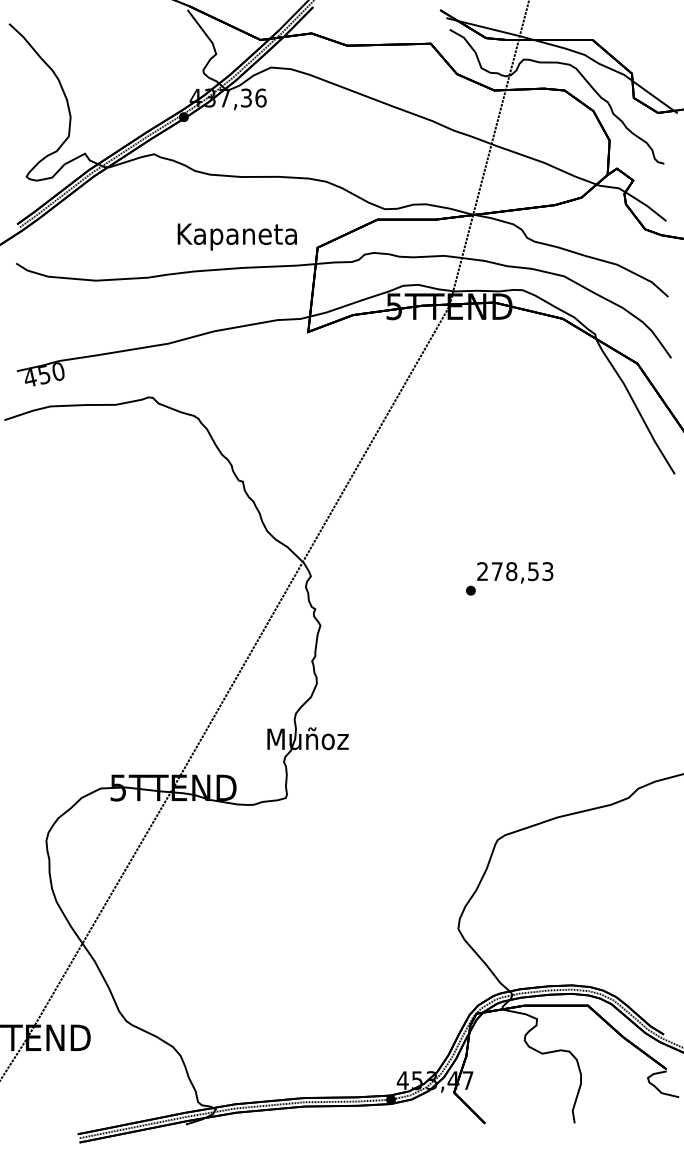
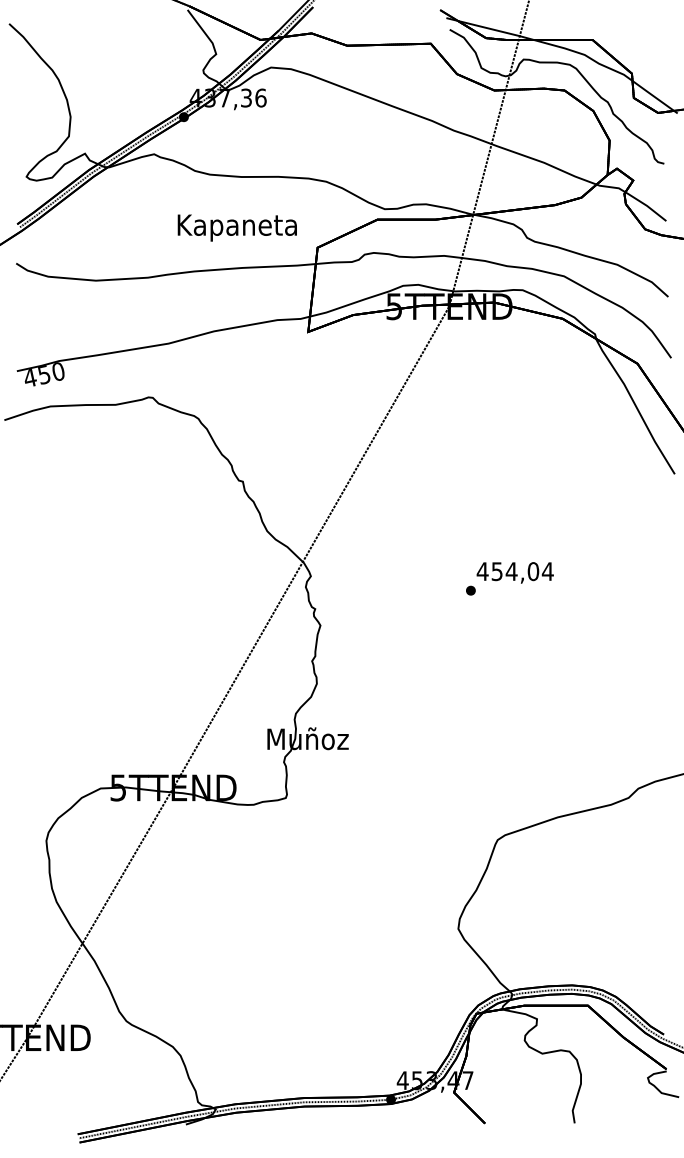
text position: (236, 236) -> (236, 227) (236, 227)
text: 278,53 -> 454,04 (514, 571)
